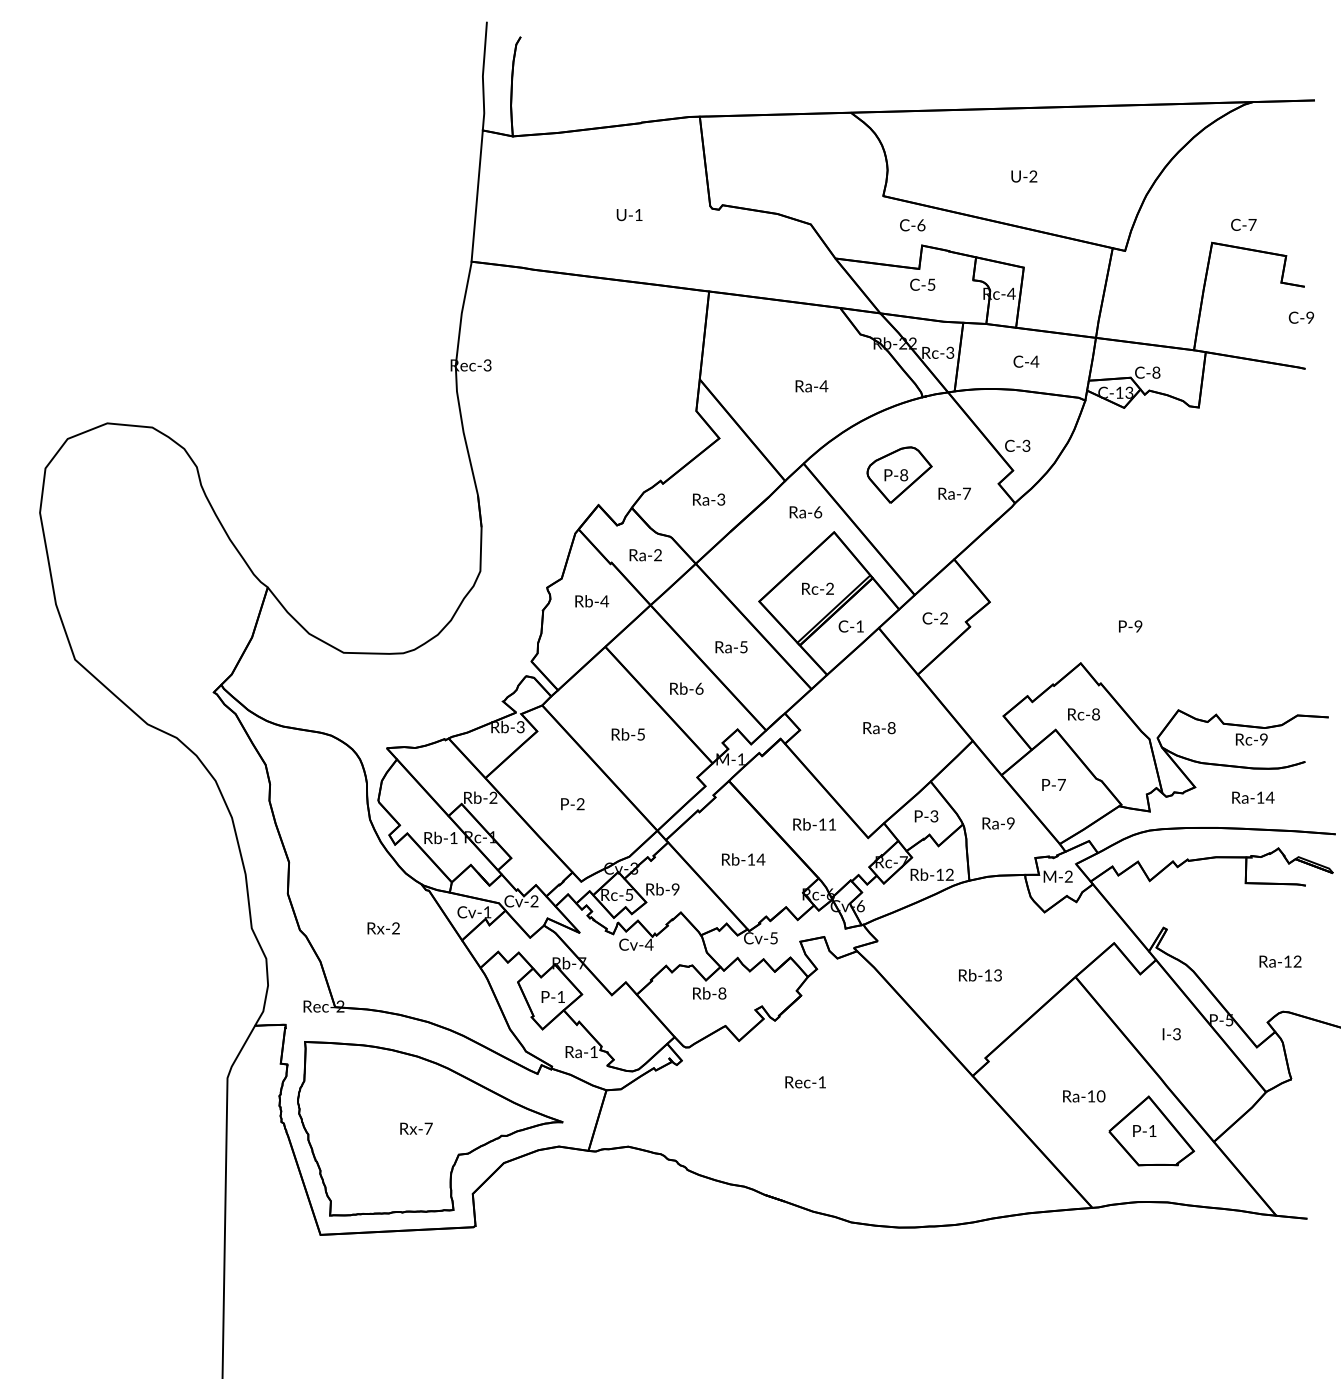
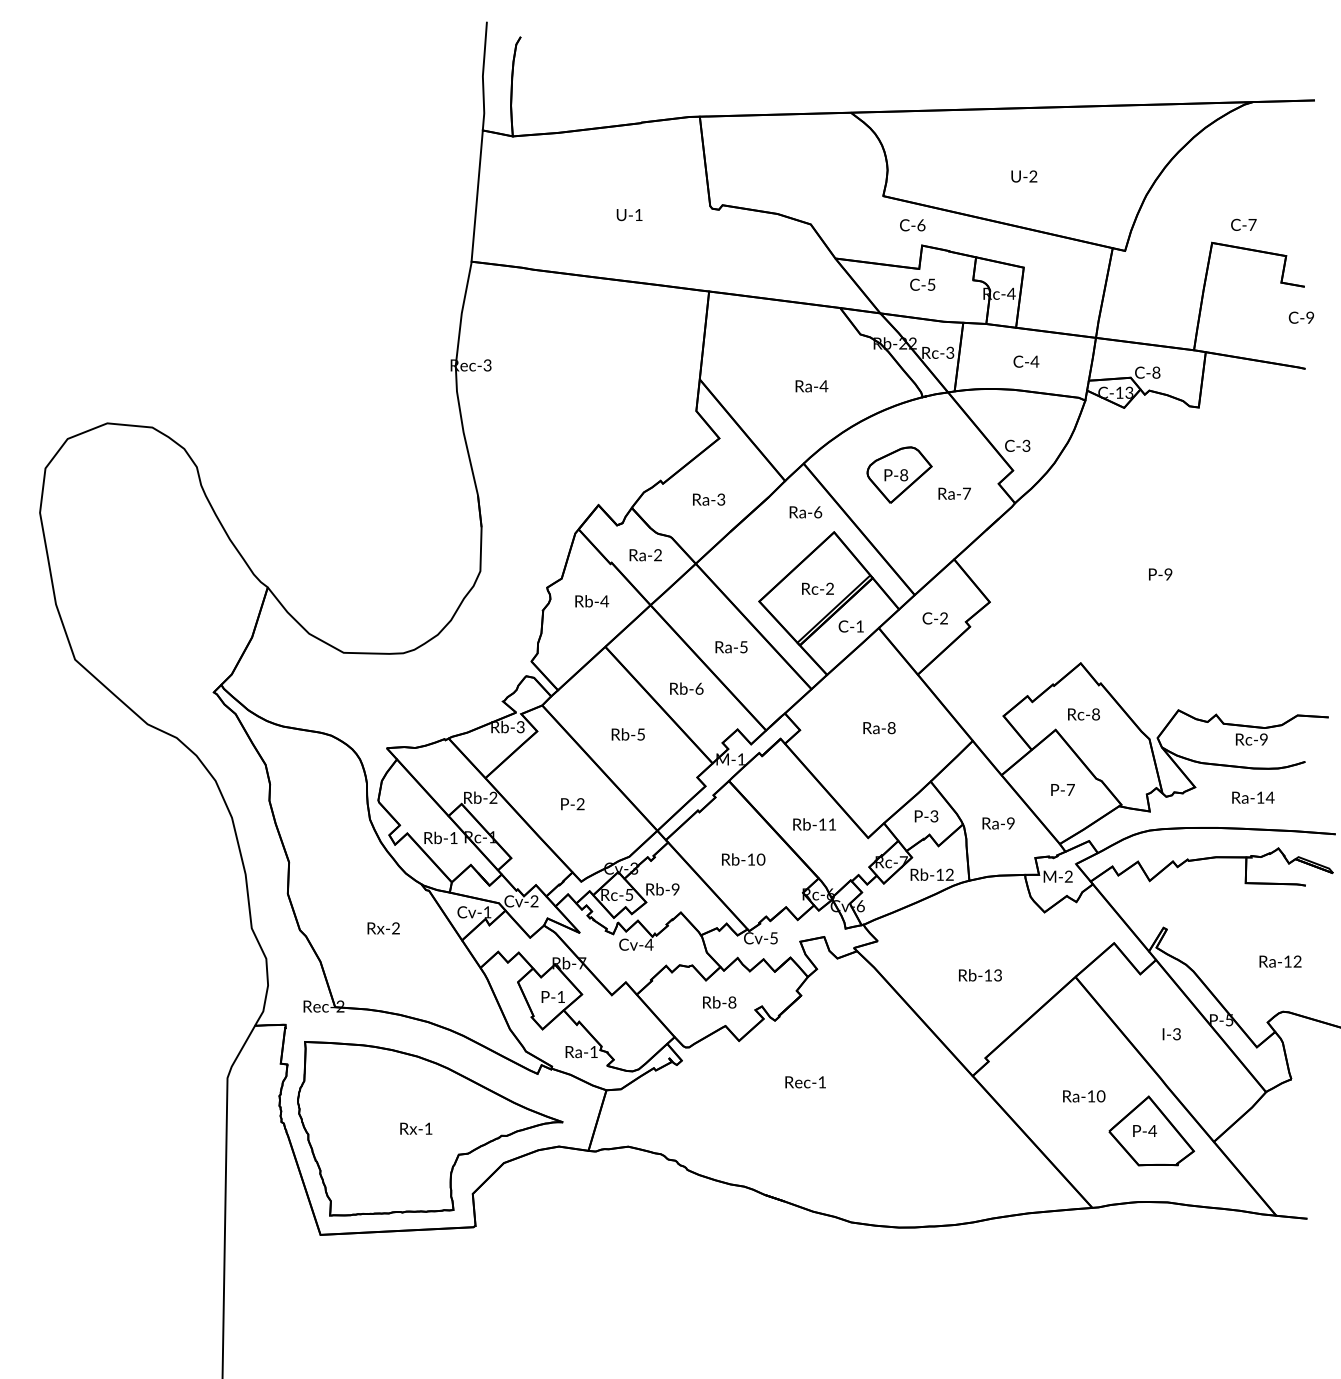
text position: (1130, 626) -> (1160, 574) (1160, 574)
text position: (1053, 784) -> (1062, 789) (1062, 789)
text: Rb-14 -> Rb-10 (760, 859)
text position: (709, 993) -> (719, 1002) (719, 1002)
text: Rx-7 -> Rx-1 (428, 1128)
text: P-1 -> P-4 (1152, 1130)
